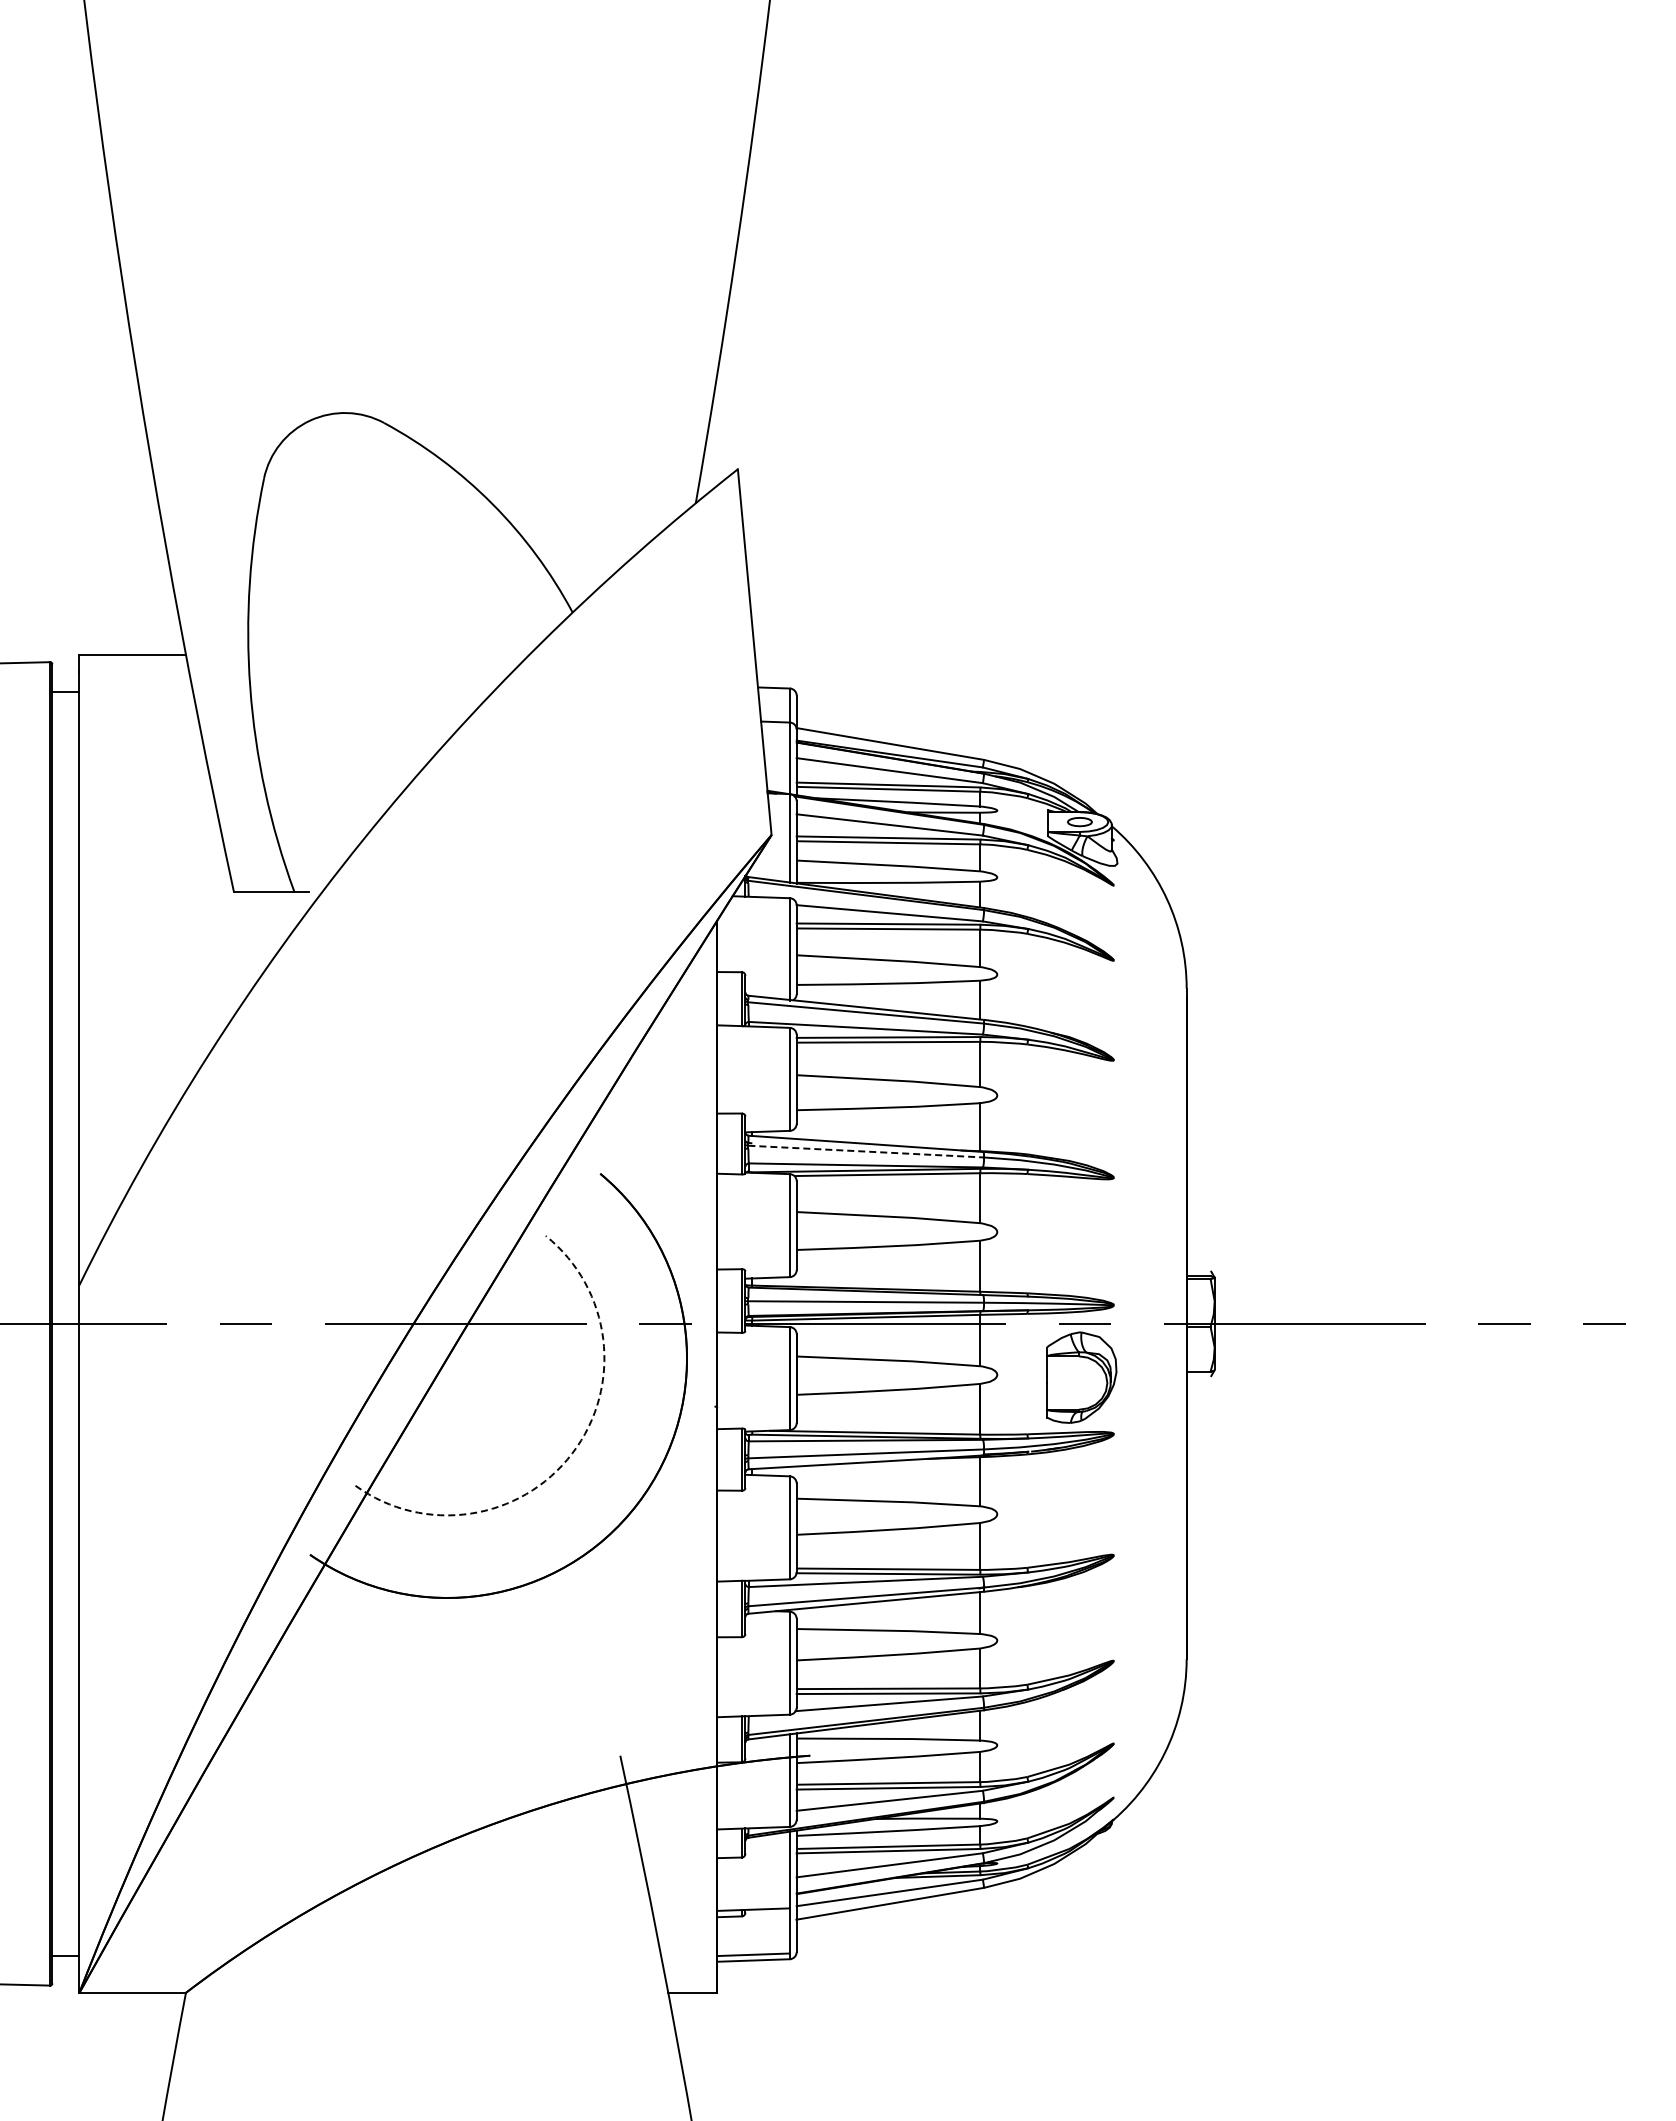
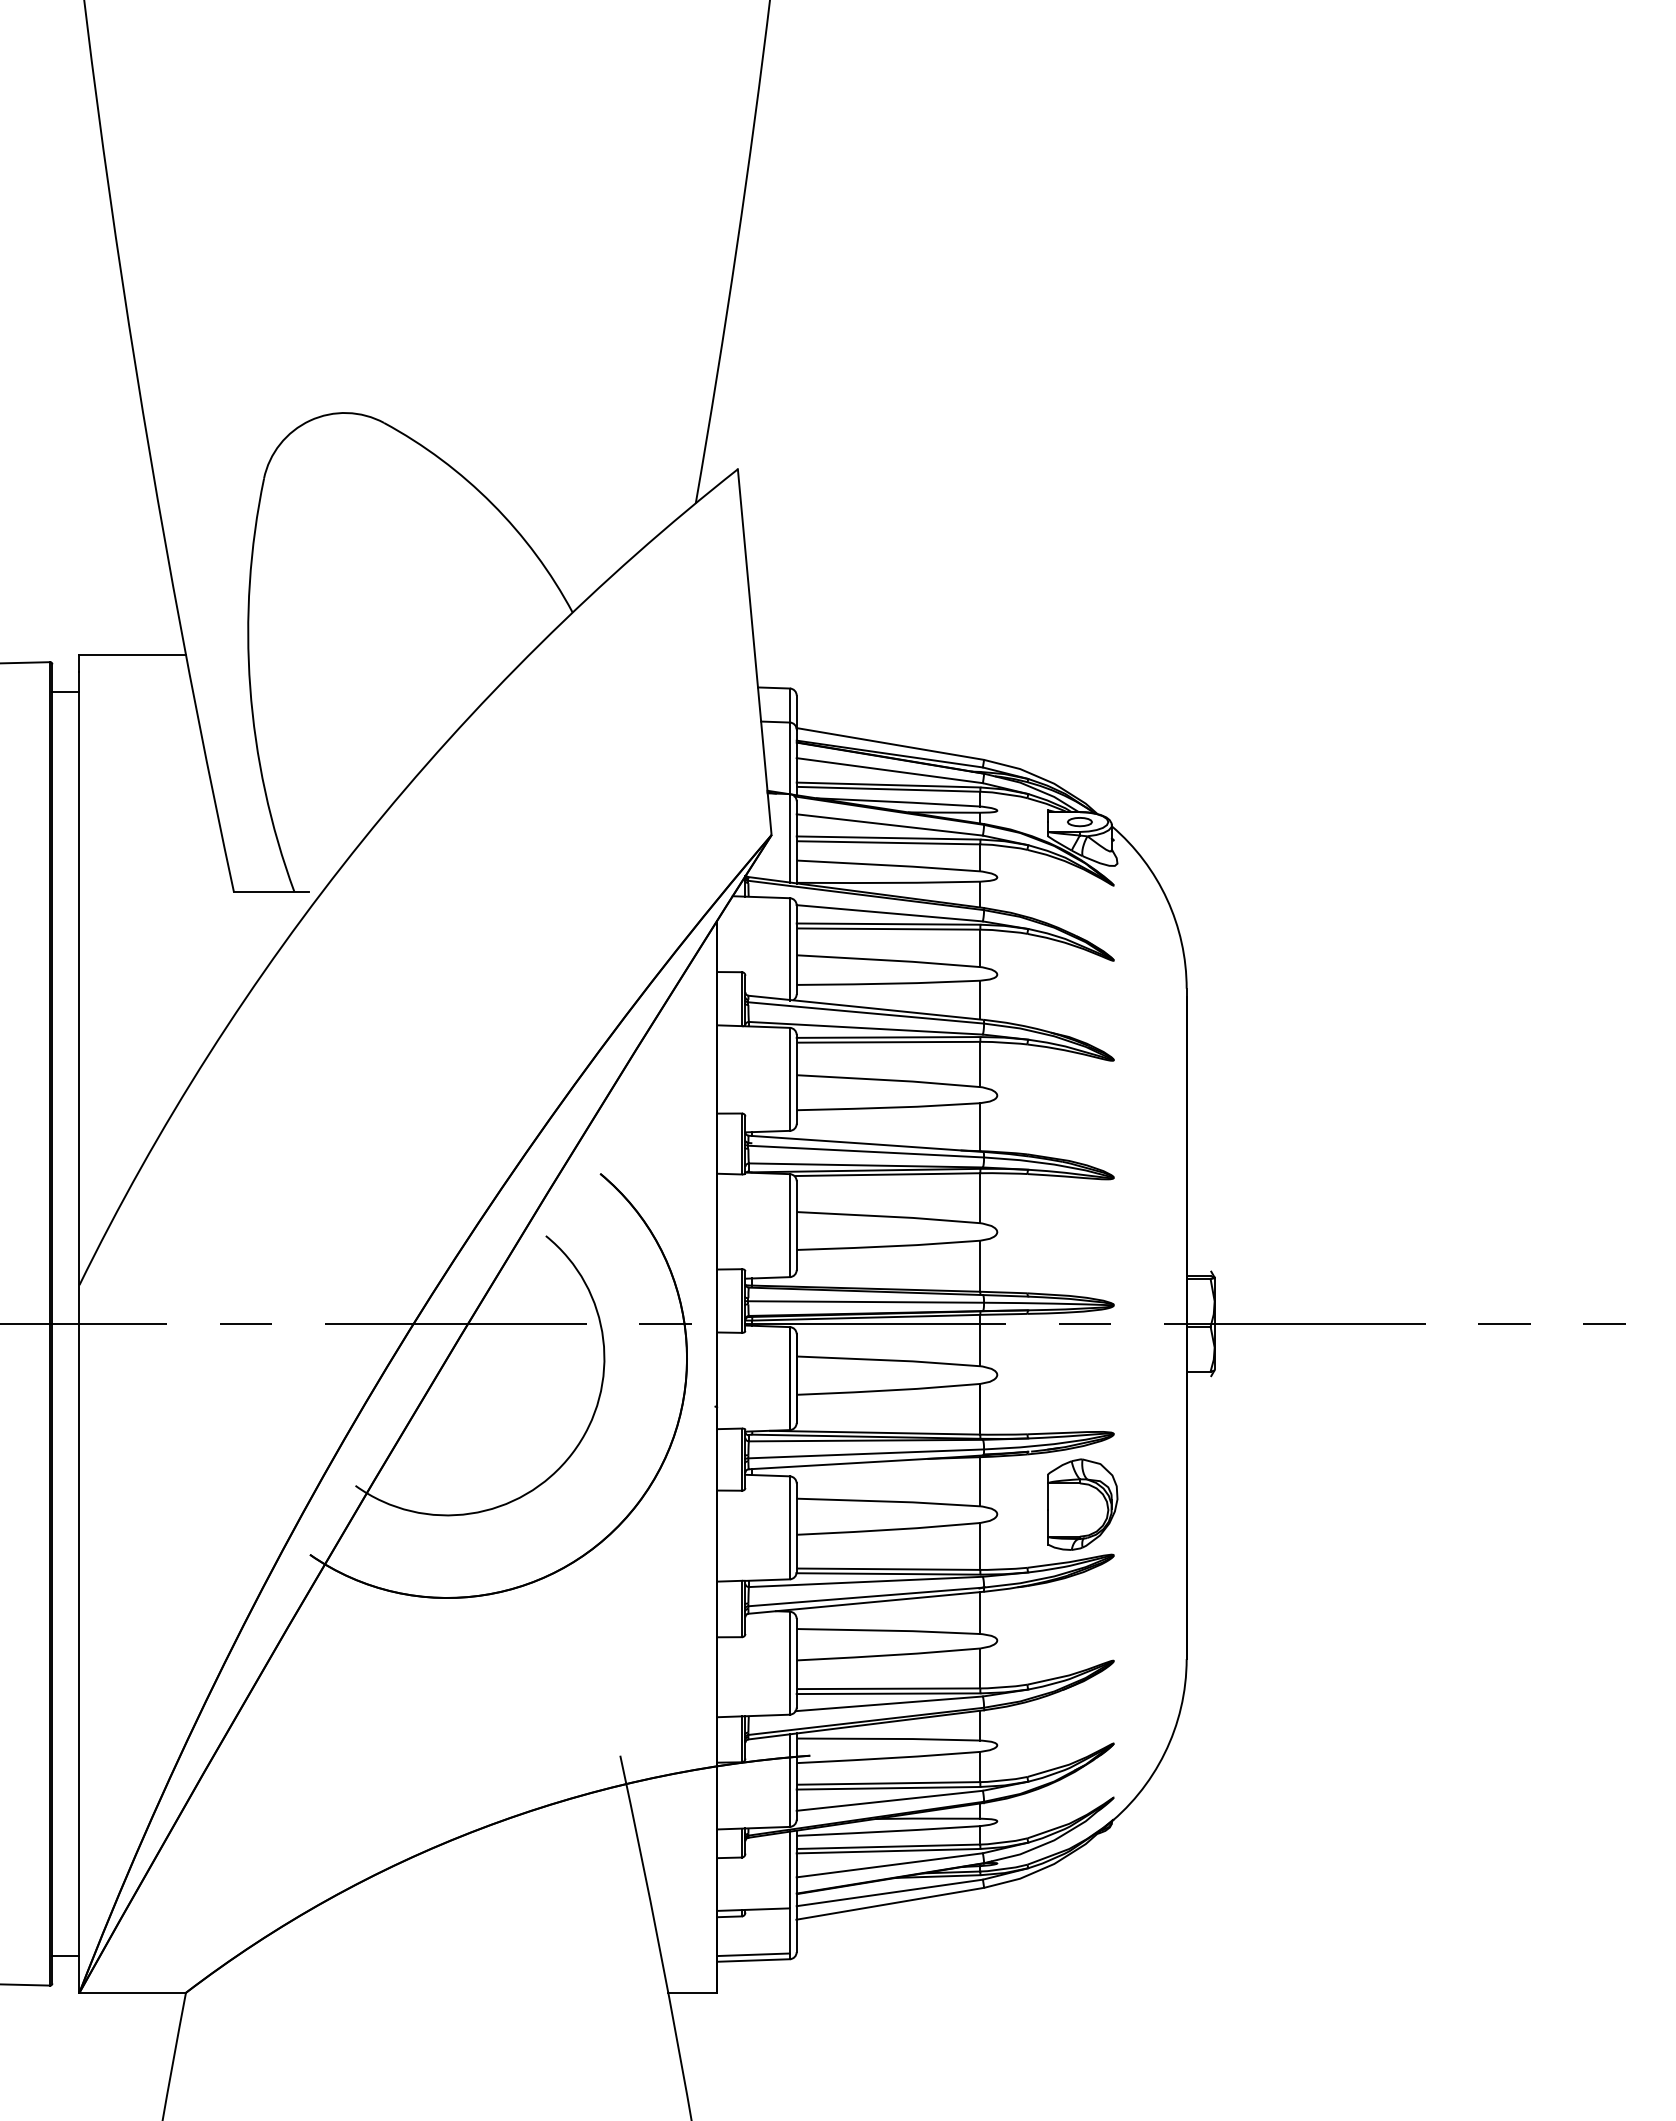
line: dashed -> solid (866, 1151)
part position: (1081, 1377) -> (1082, 1504) (1082, 1504)
arc: dashed -> solid (572, 1453)
